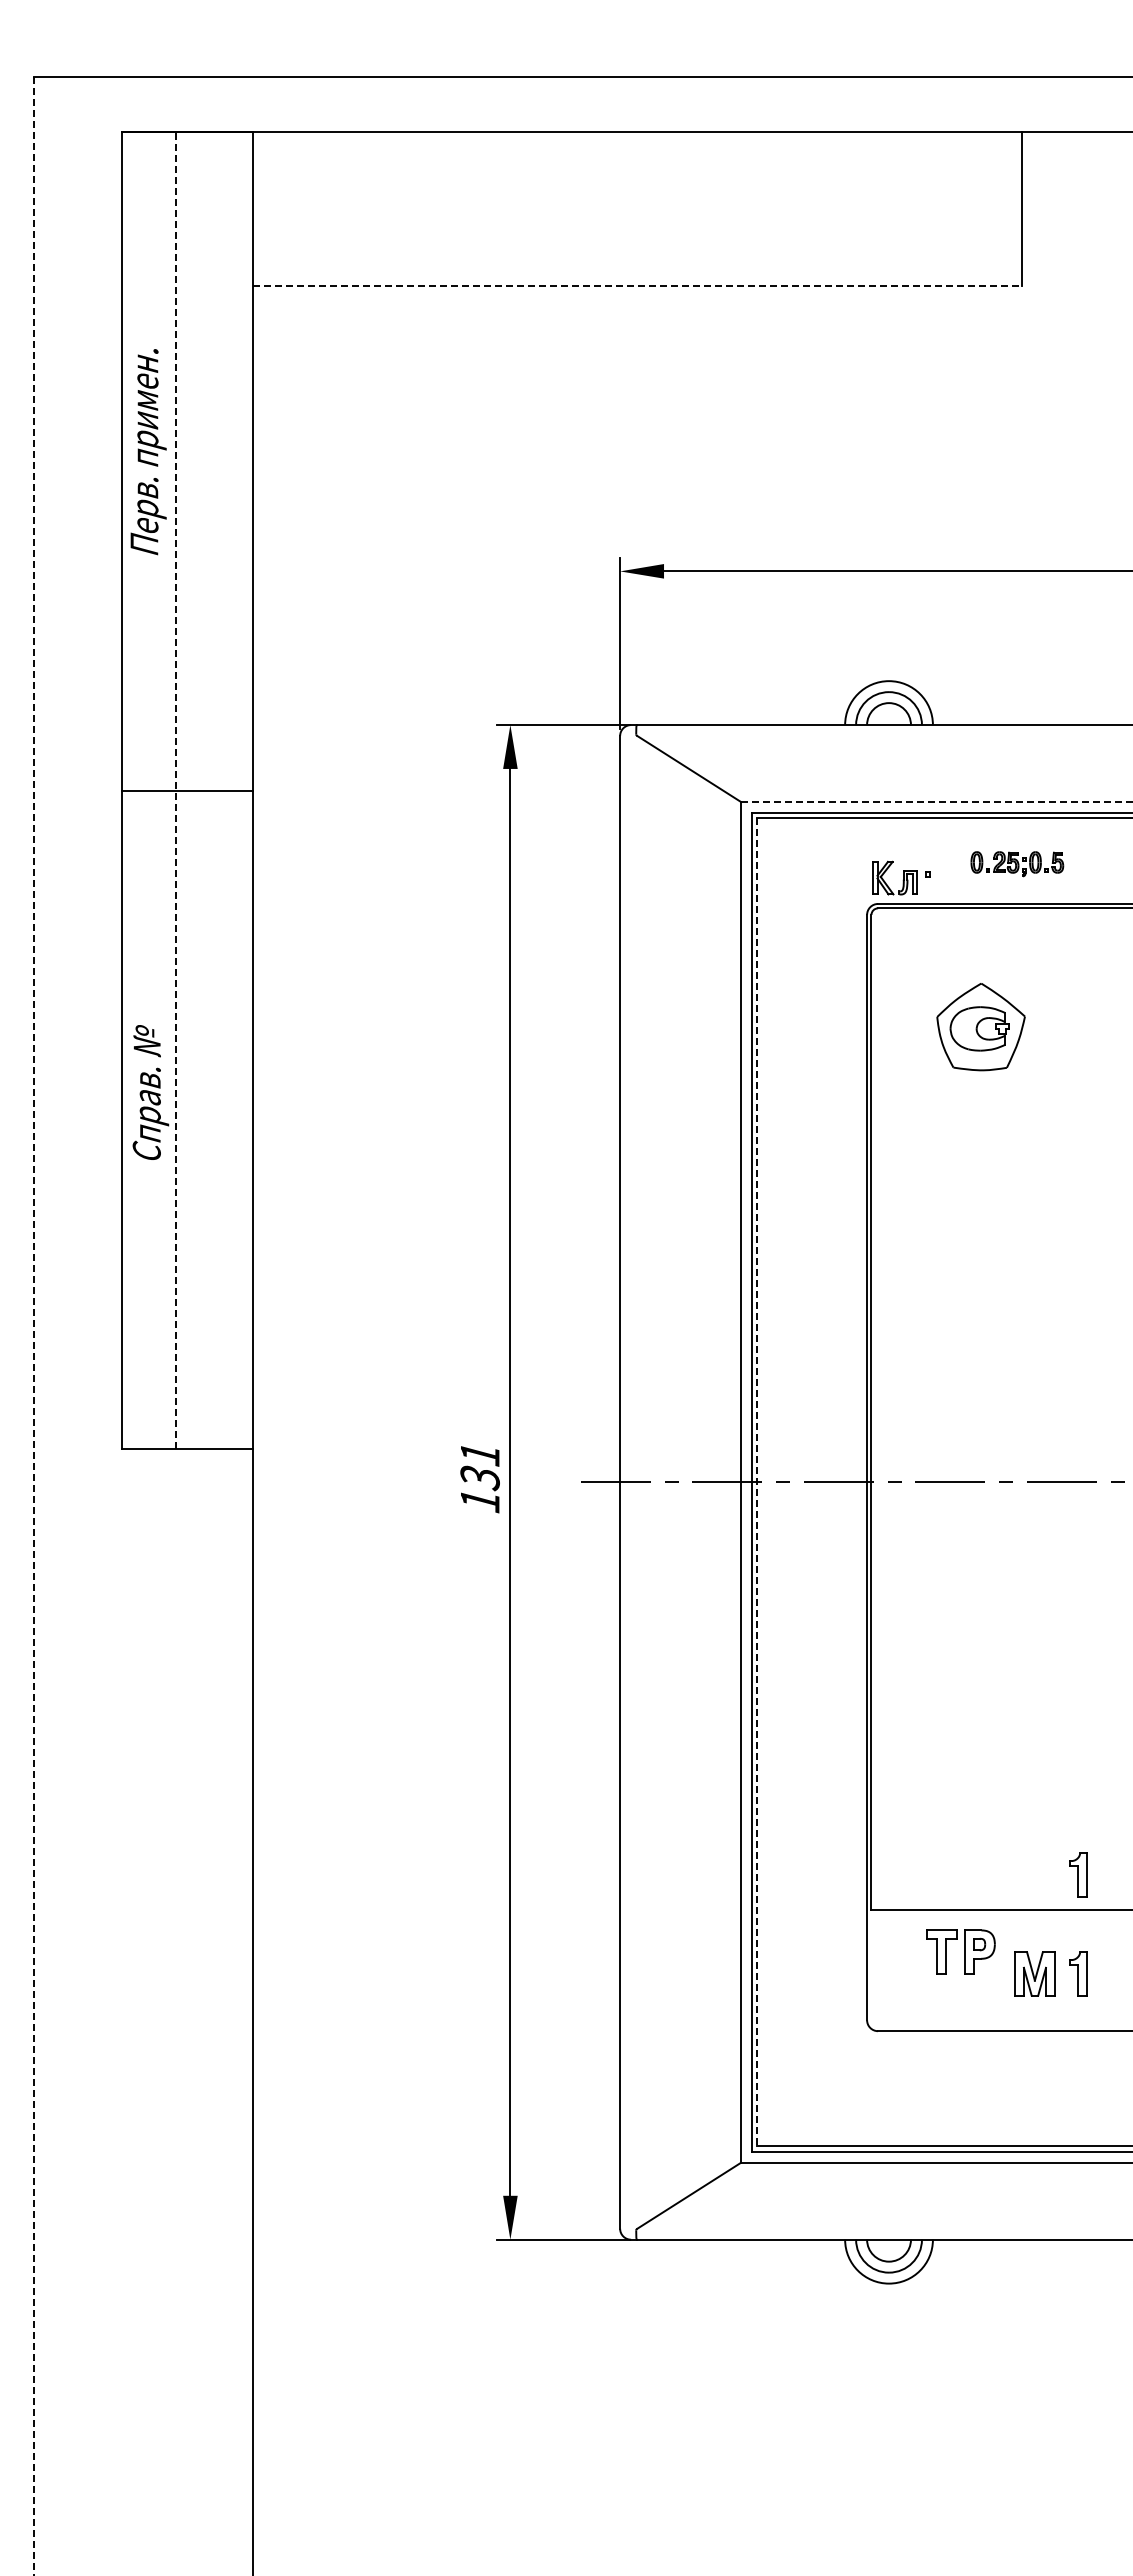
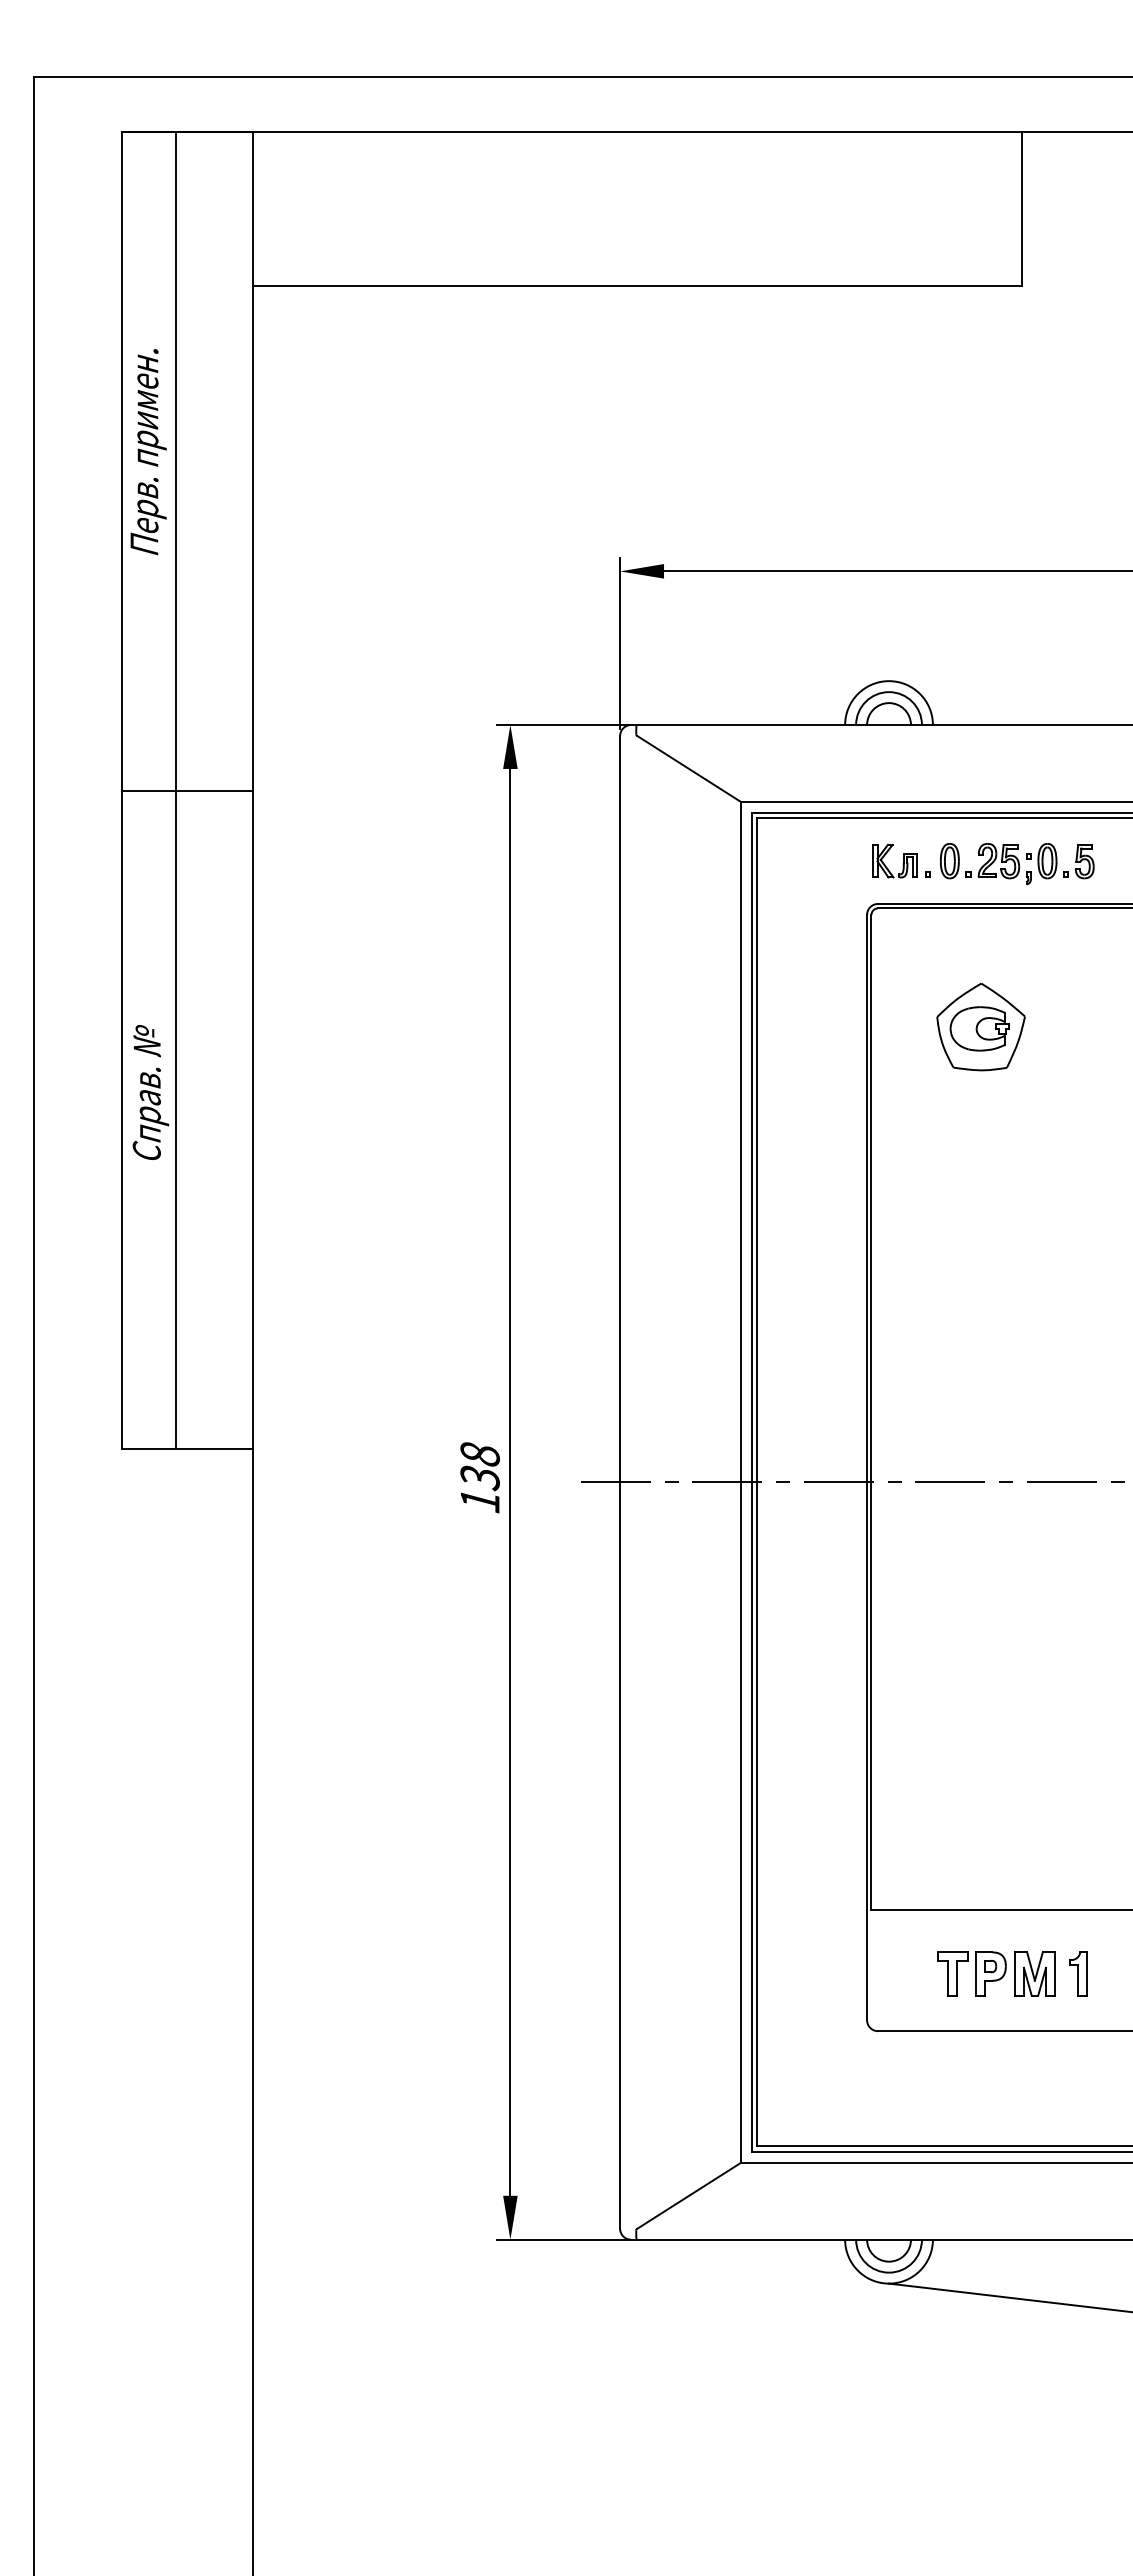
line: dashed -> solid (637, 285)
line: dashed -> solid (176, 790)
line: dashed -> solid (936, 801)
part size: 95x27 px -> 155x43 px (1017, 864)
part position: (902, 880) -> (902, 863) (902, 863)
line: dashed -> solid (33, 1326)
text: 131 -> 138 (479, 1454)
line: dashed -> solid (757, 1482)
part: present -> none (1078, 1874)
part position: (960, 1951) -> (971, 1973) (971, 1973)
line: none -> present (1009, 2297)
